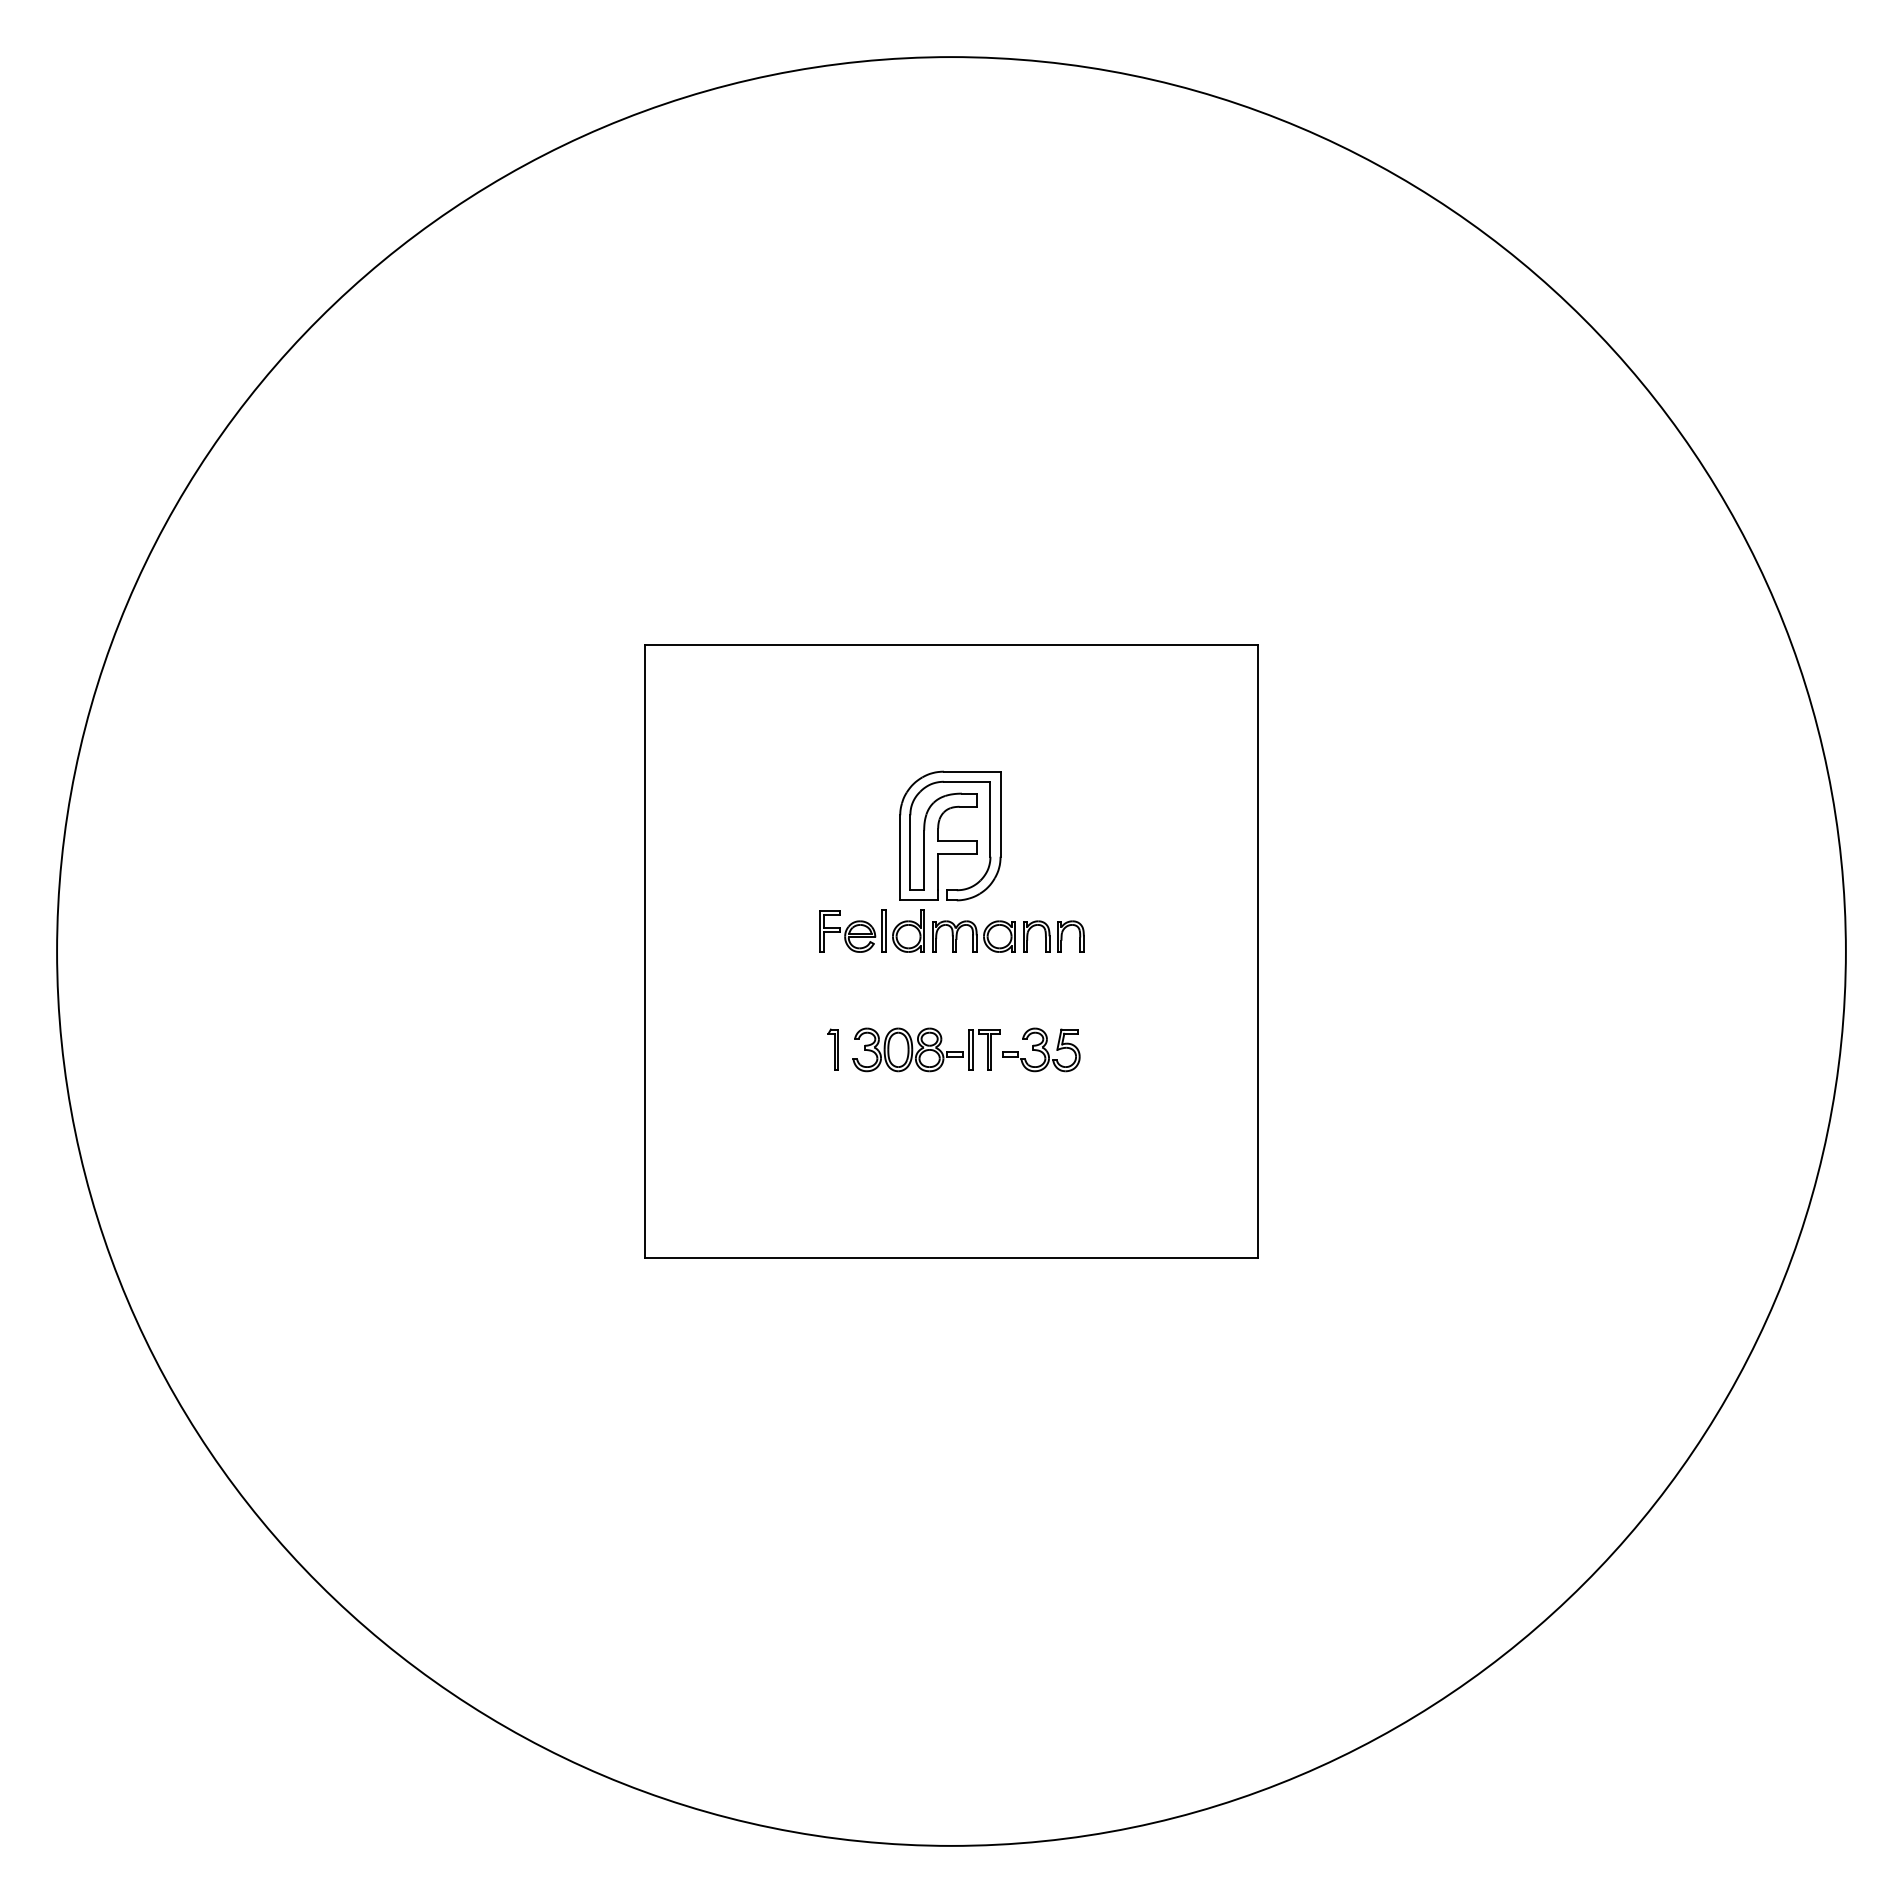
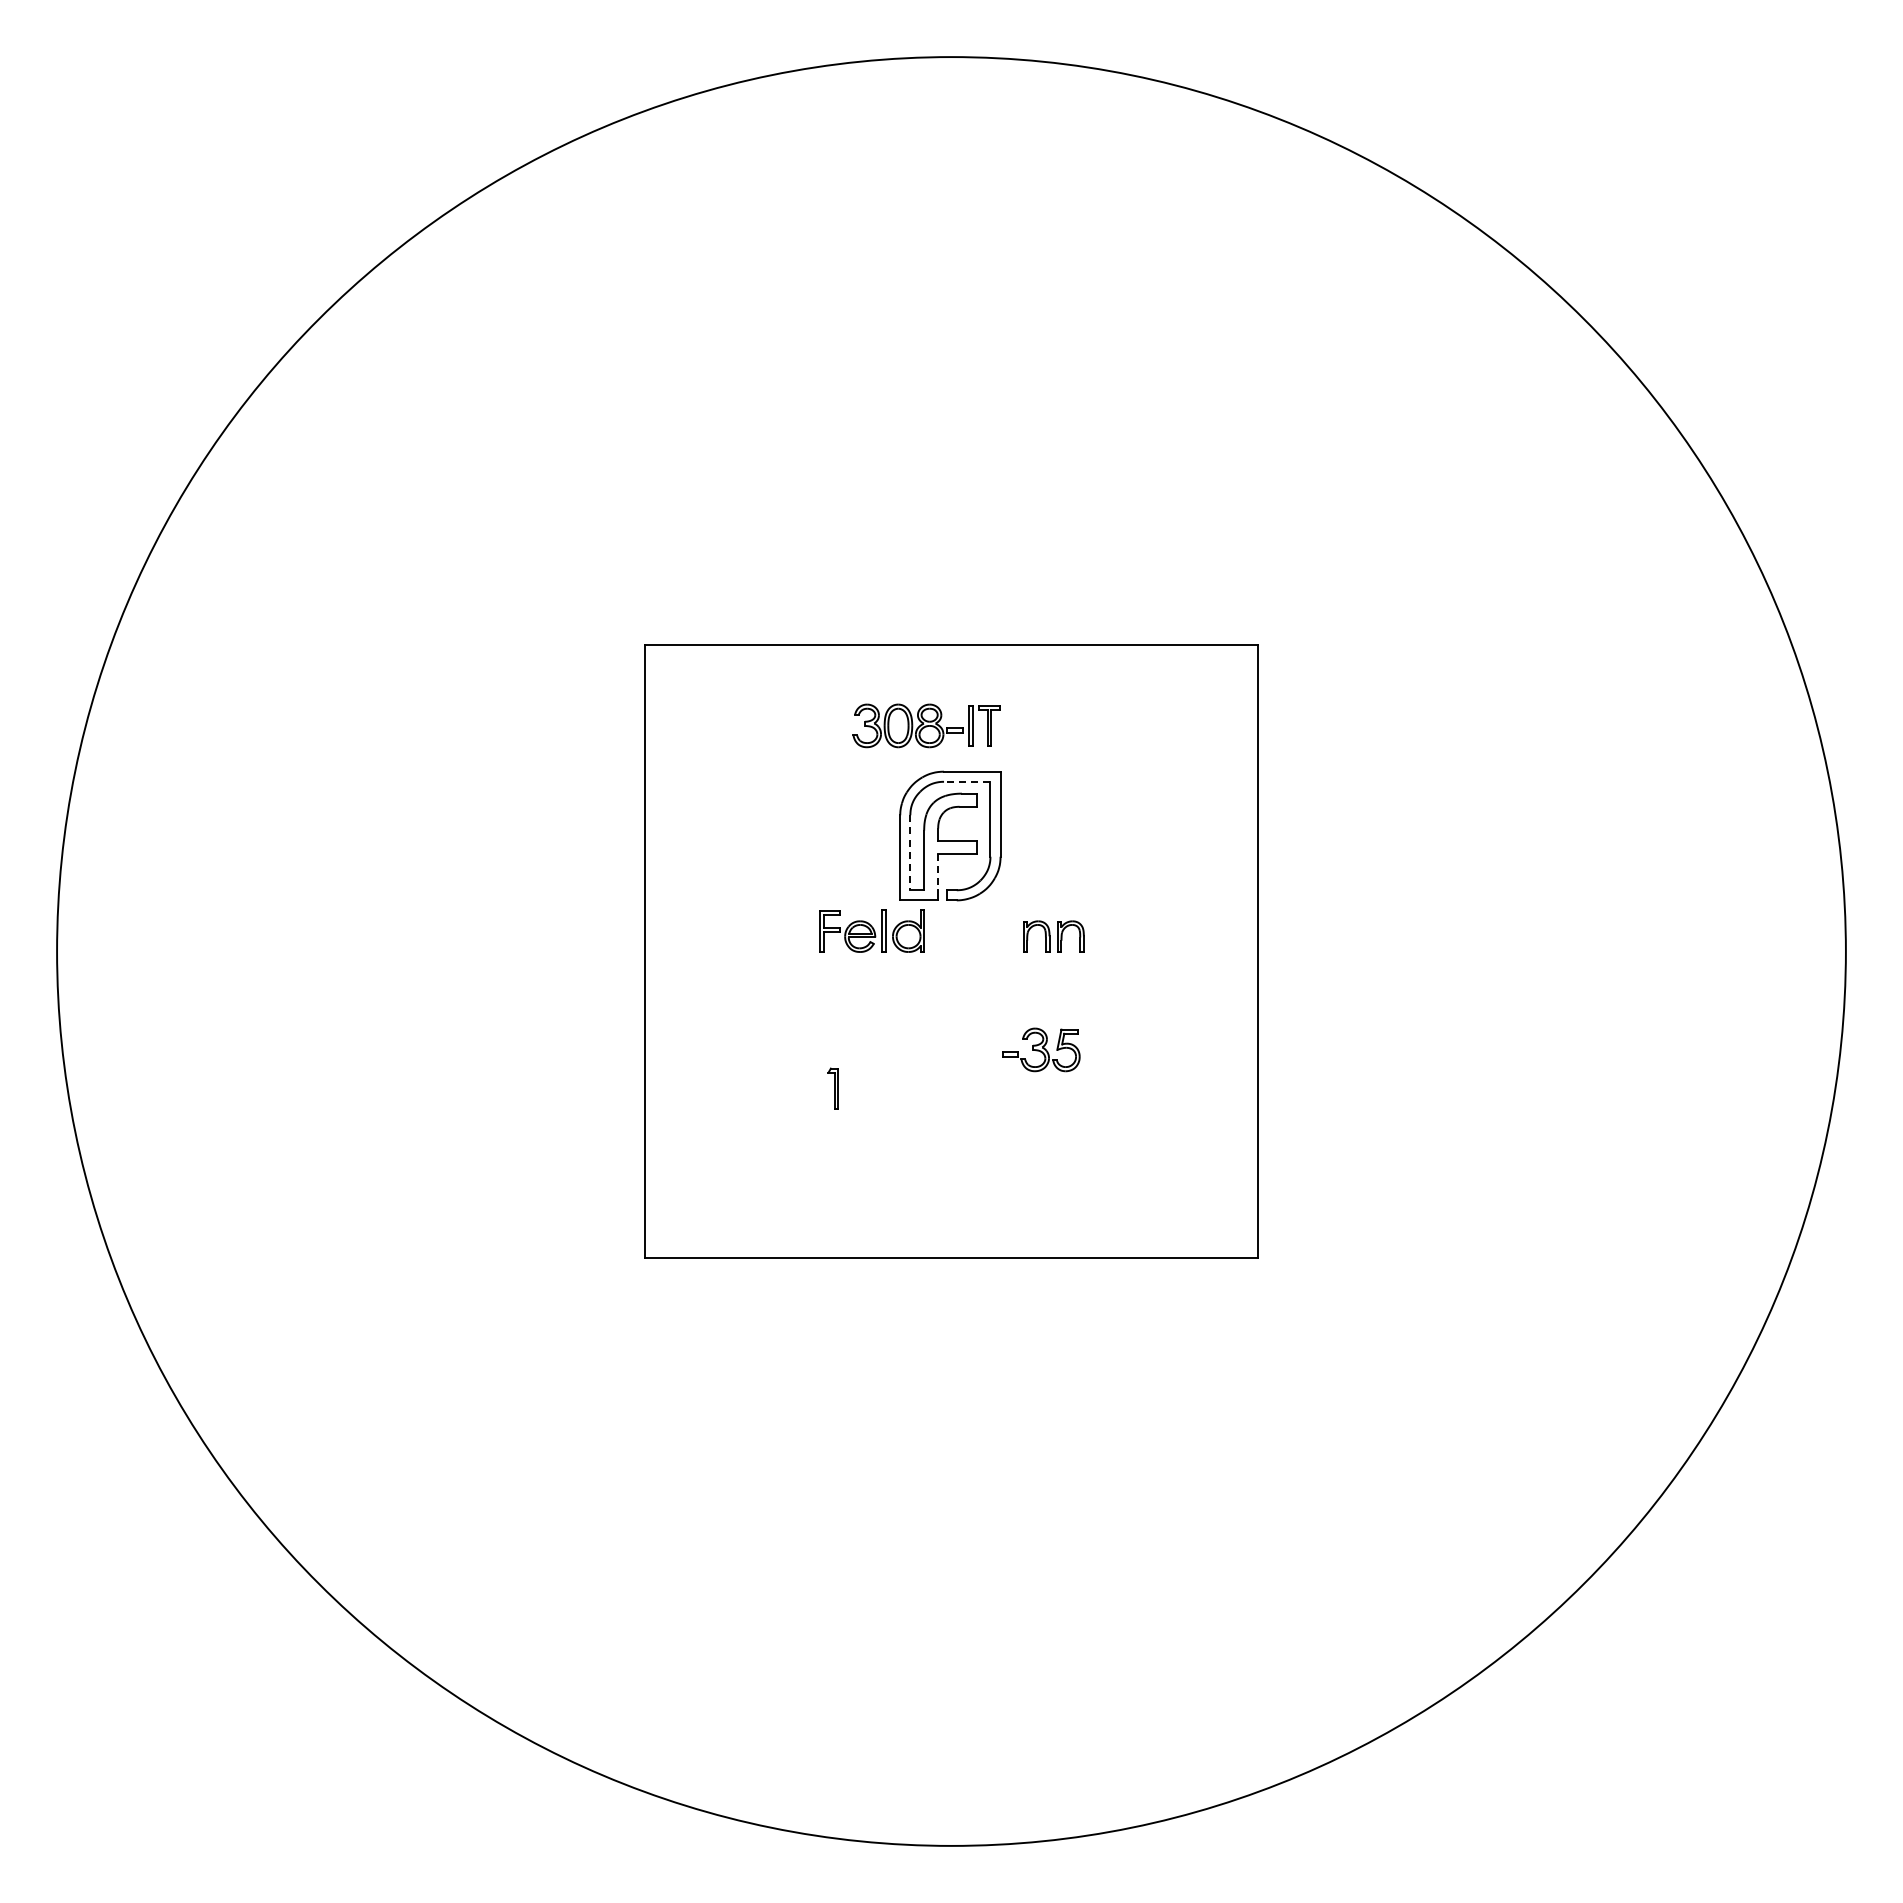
line: solid -> dashed (966, 781)
line: solid -> dashed (910, 853)
line: solid -> dashed (938, 872)
part: present -> none (973, 936)
part position: (832, 1049) -> (832, 1088) (832, 1088)
part position: (926, 1049) -> (926, 725) (926, 725)
